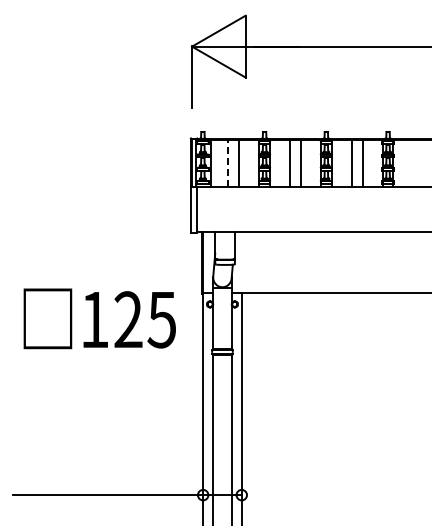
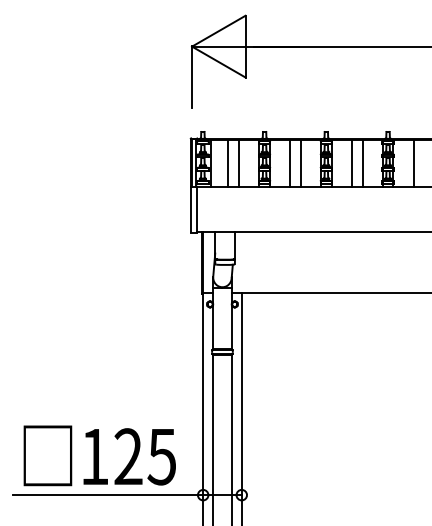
line: dashed -> solid (228, 162)
line: none -> present (413, 163)
text position: (99, 318) -> (99, 455) (99, 455)
